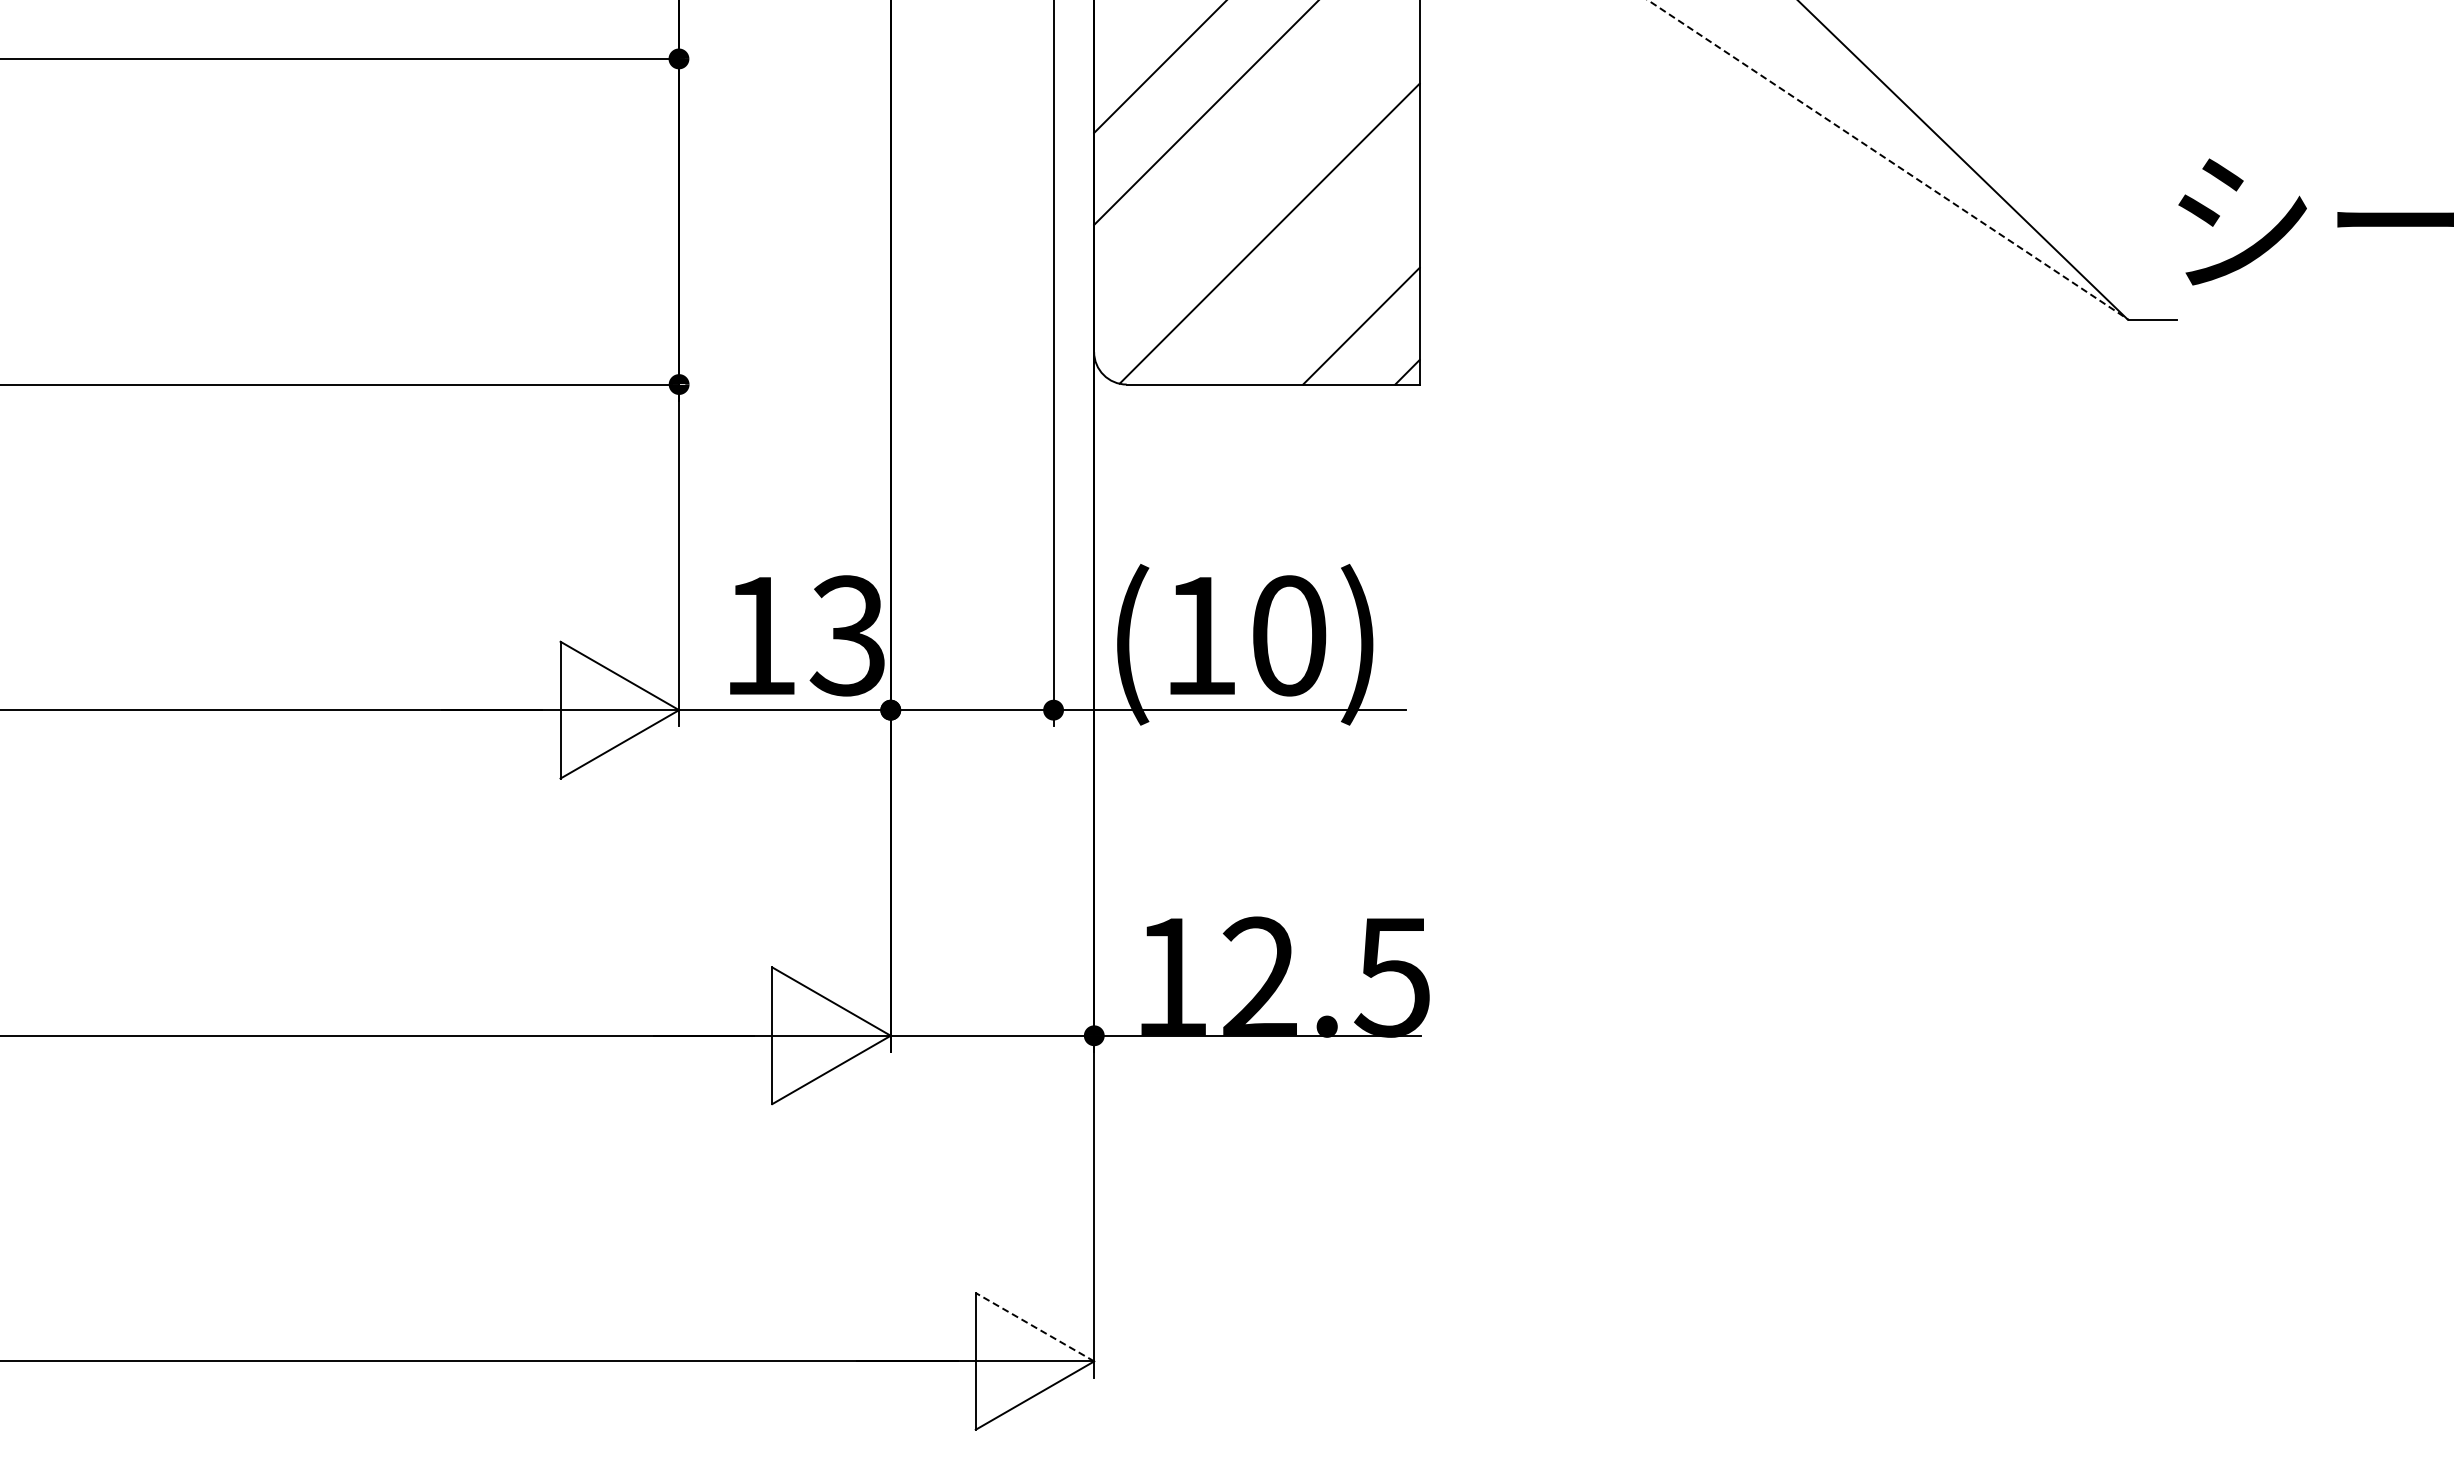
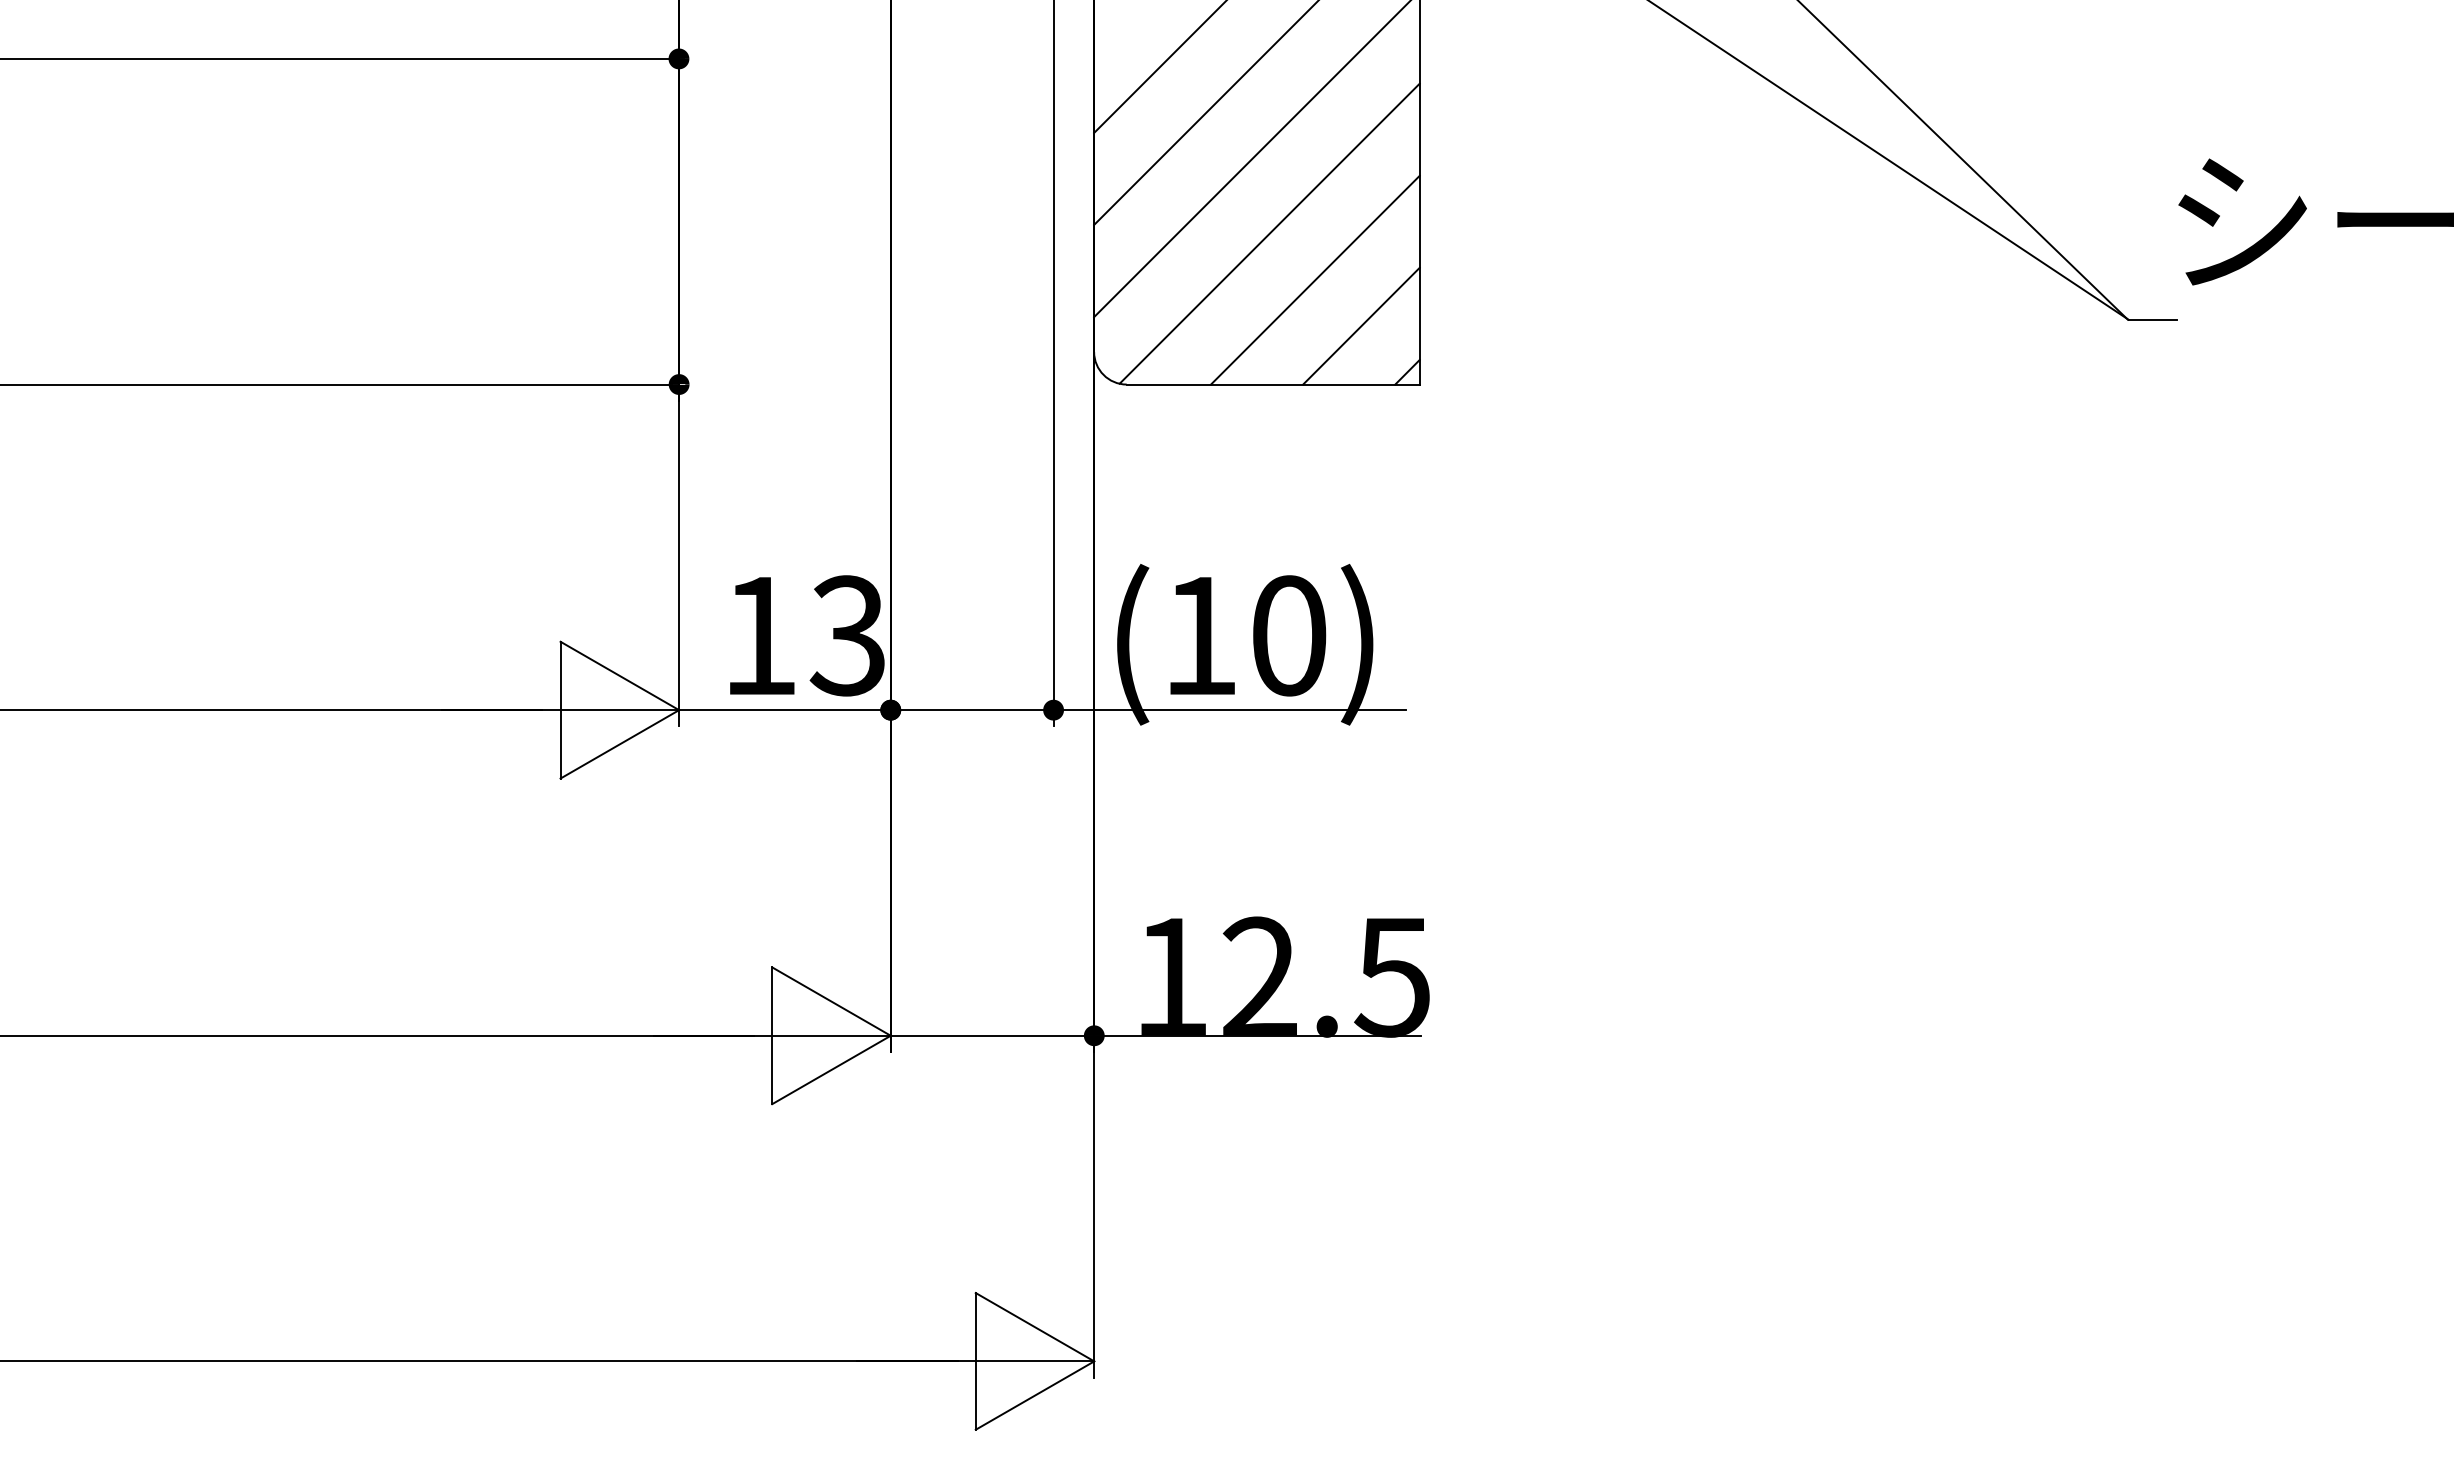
line: none -> present (1251, 159)
line: dashed -> solid (1888, 160)
line: none -> present (1315, 279)
line: dashed -> solid (1034, 1326)
